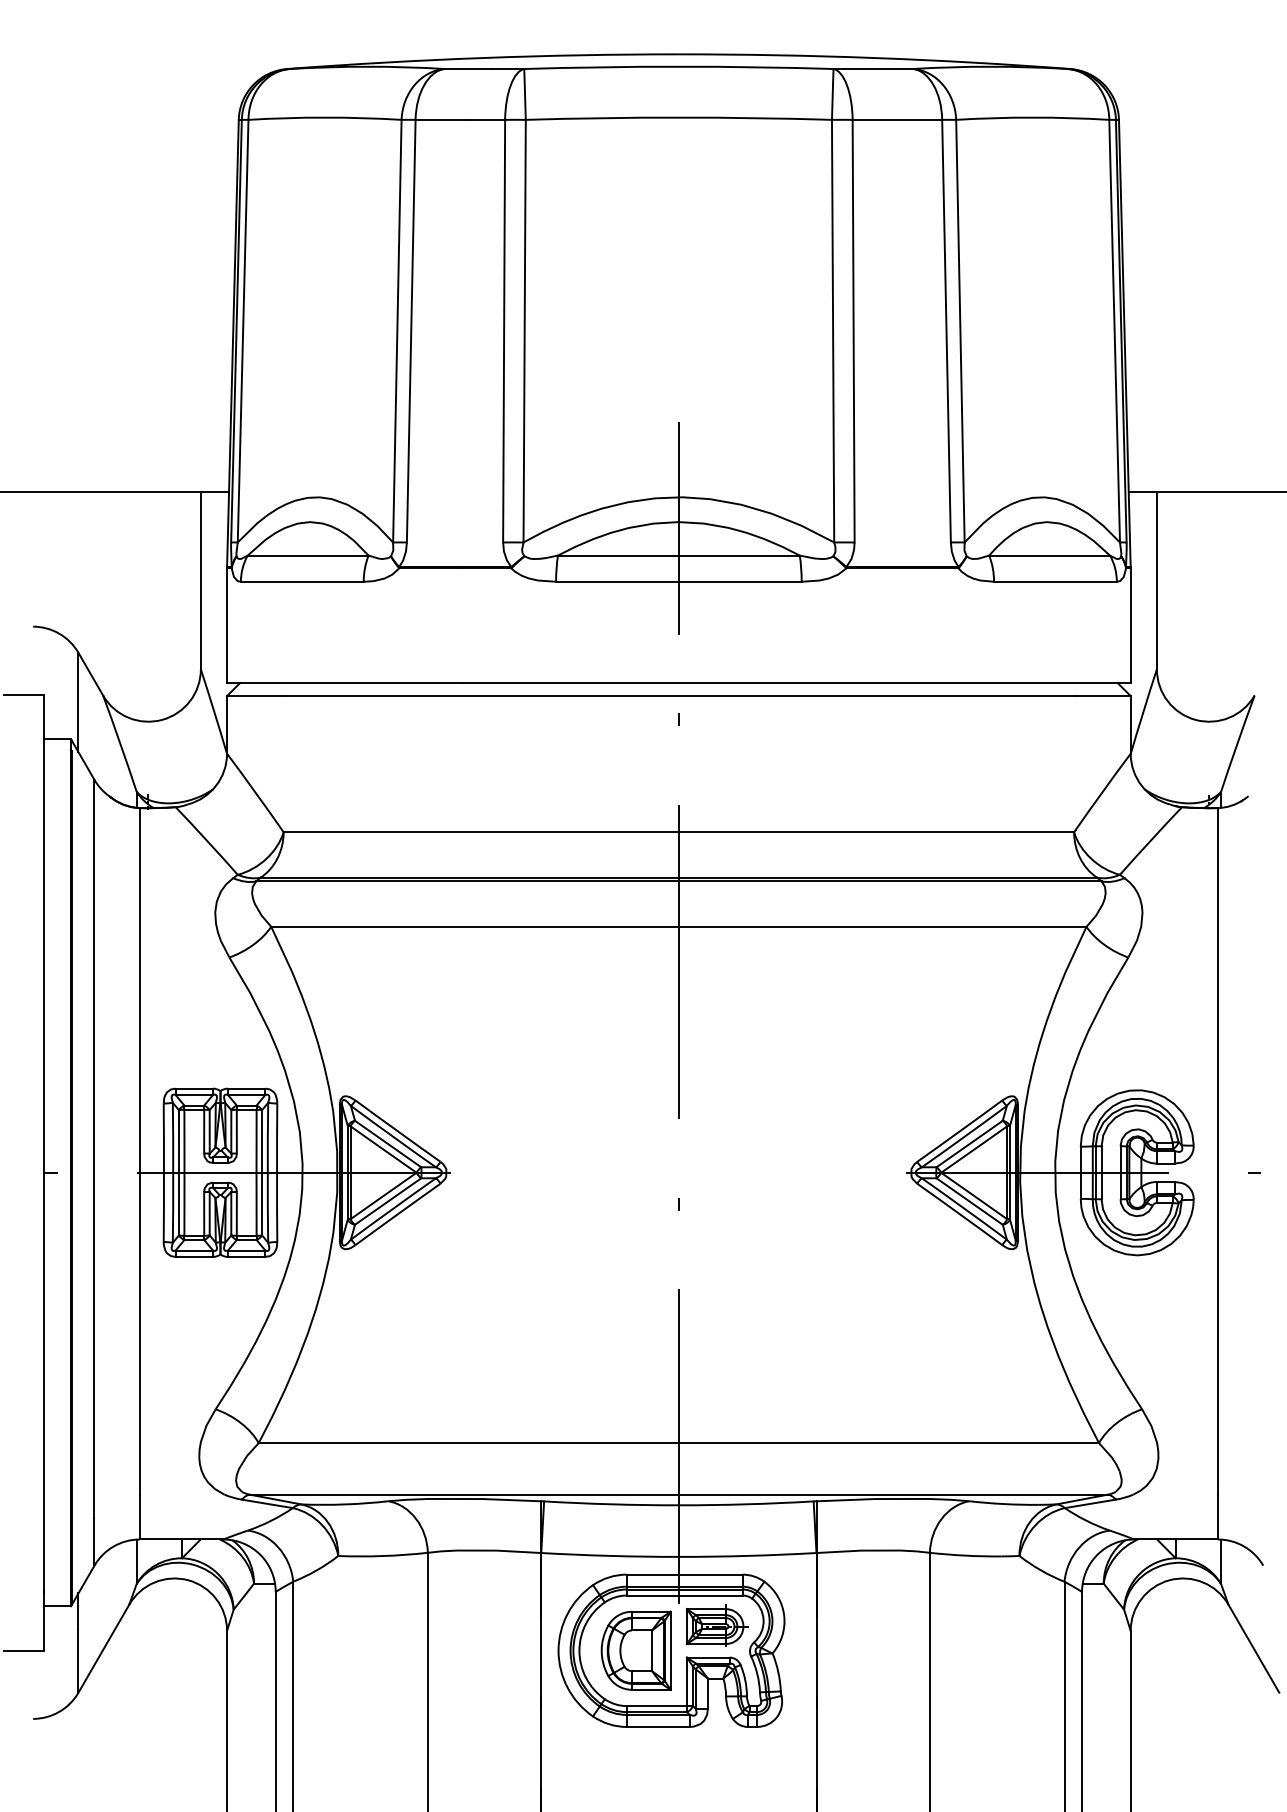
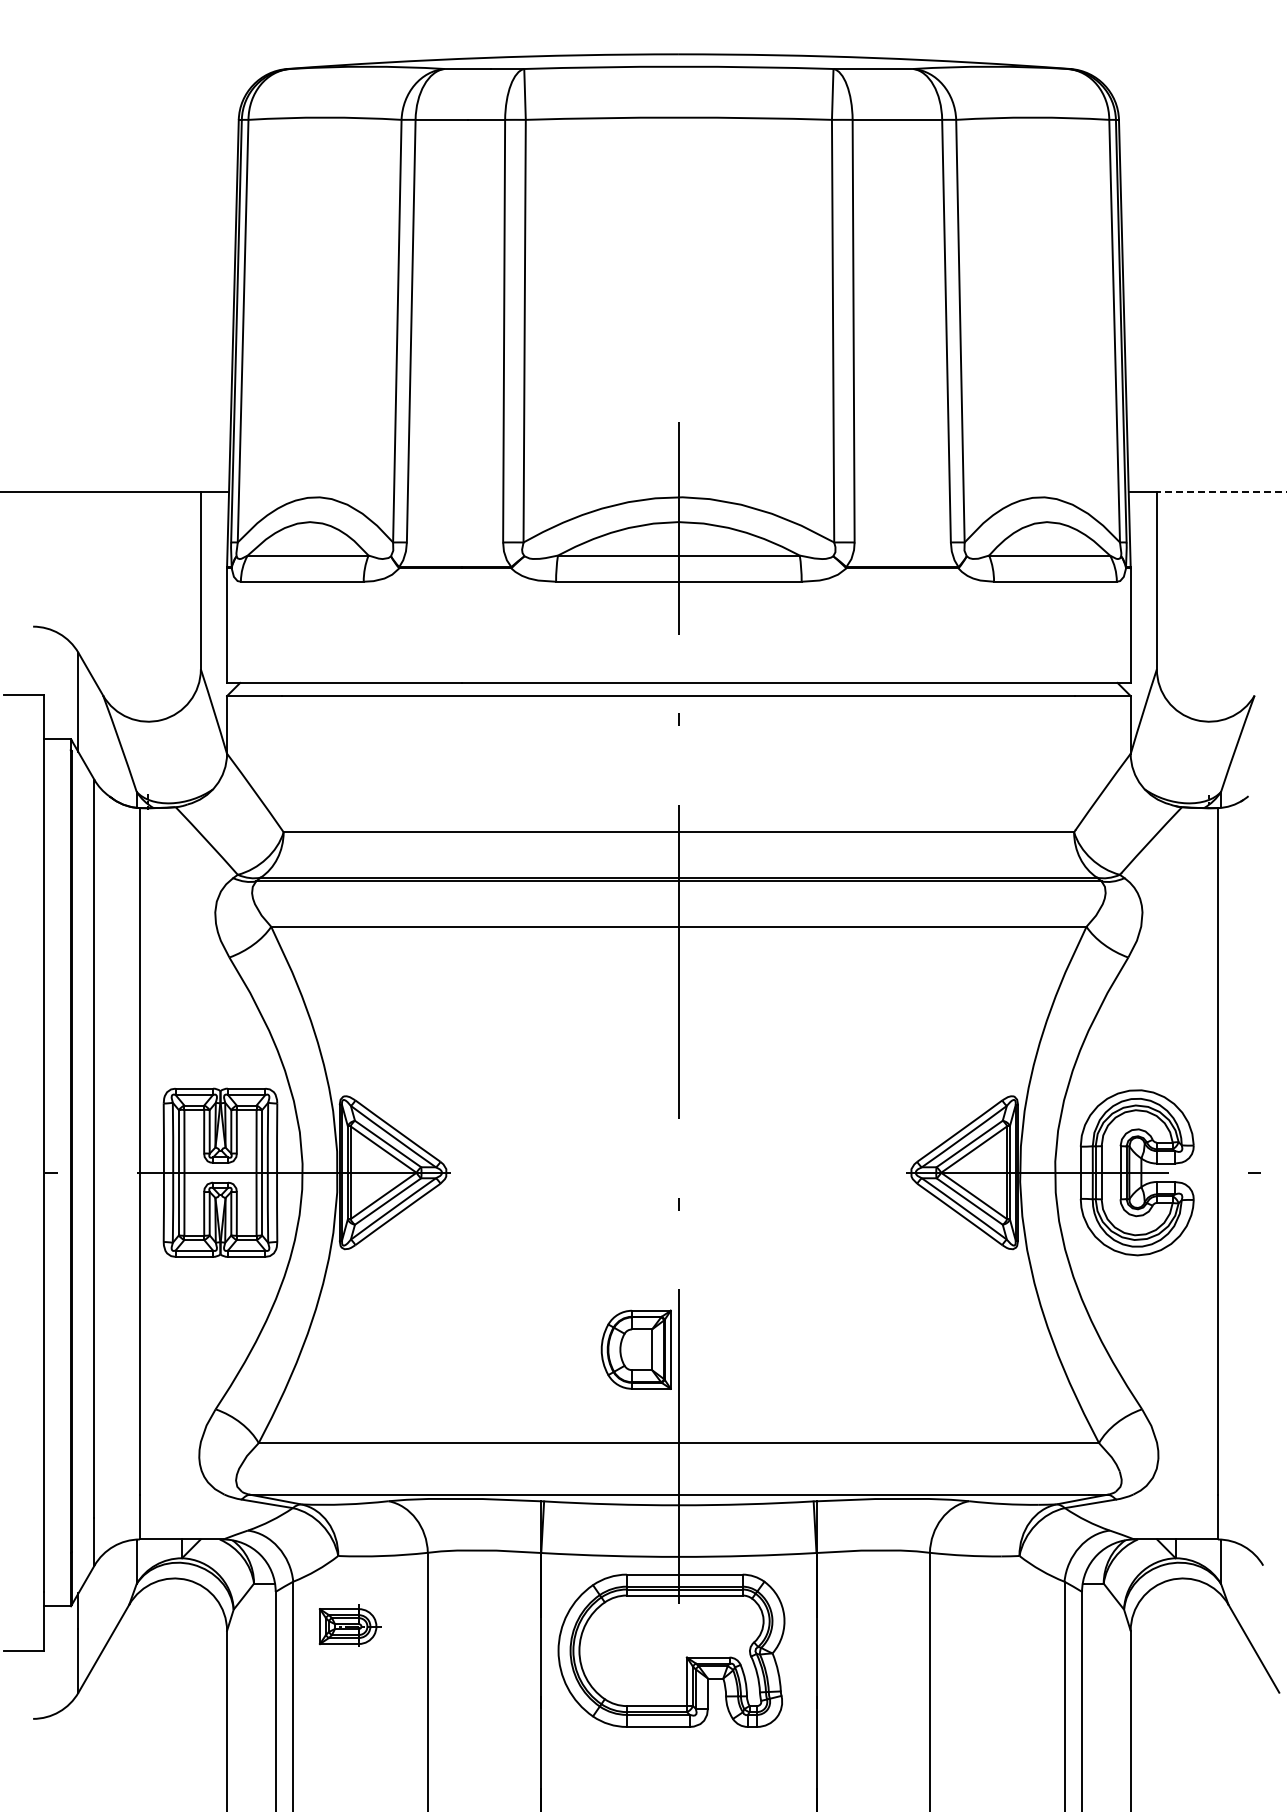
line: solid -> dashed (1221, 491)
part position: (716, 1625) -> (349, 1625) (349, 1625)
part position: (635, 1650) -> (635, 1349) (635, 1349)
